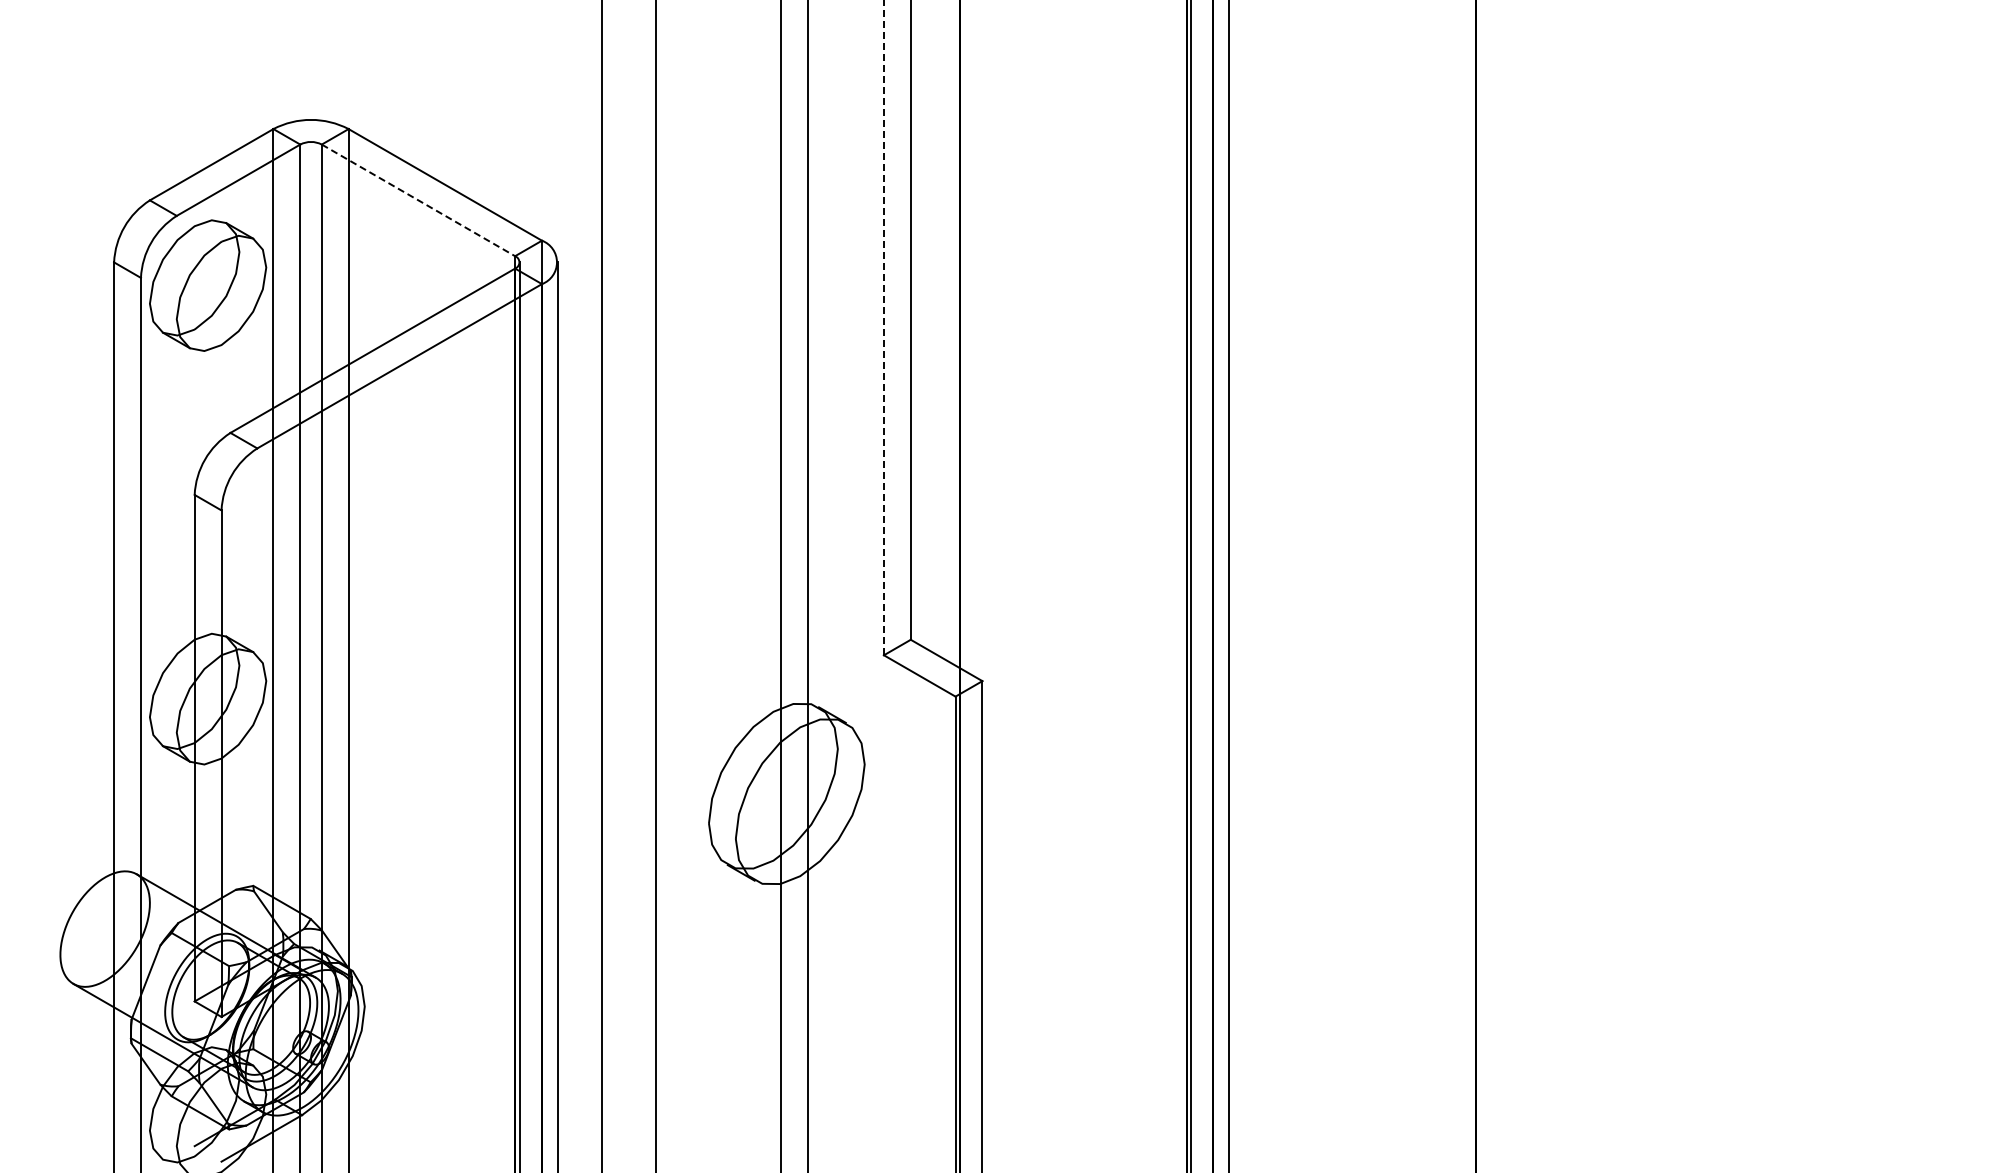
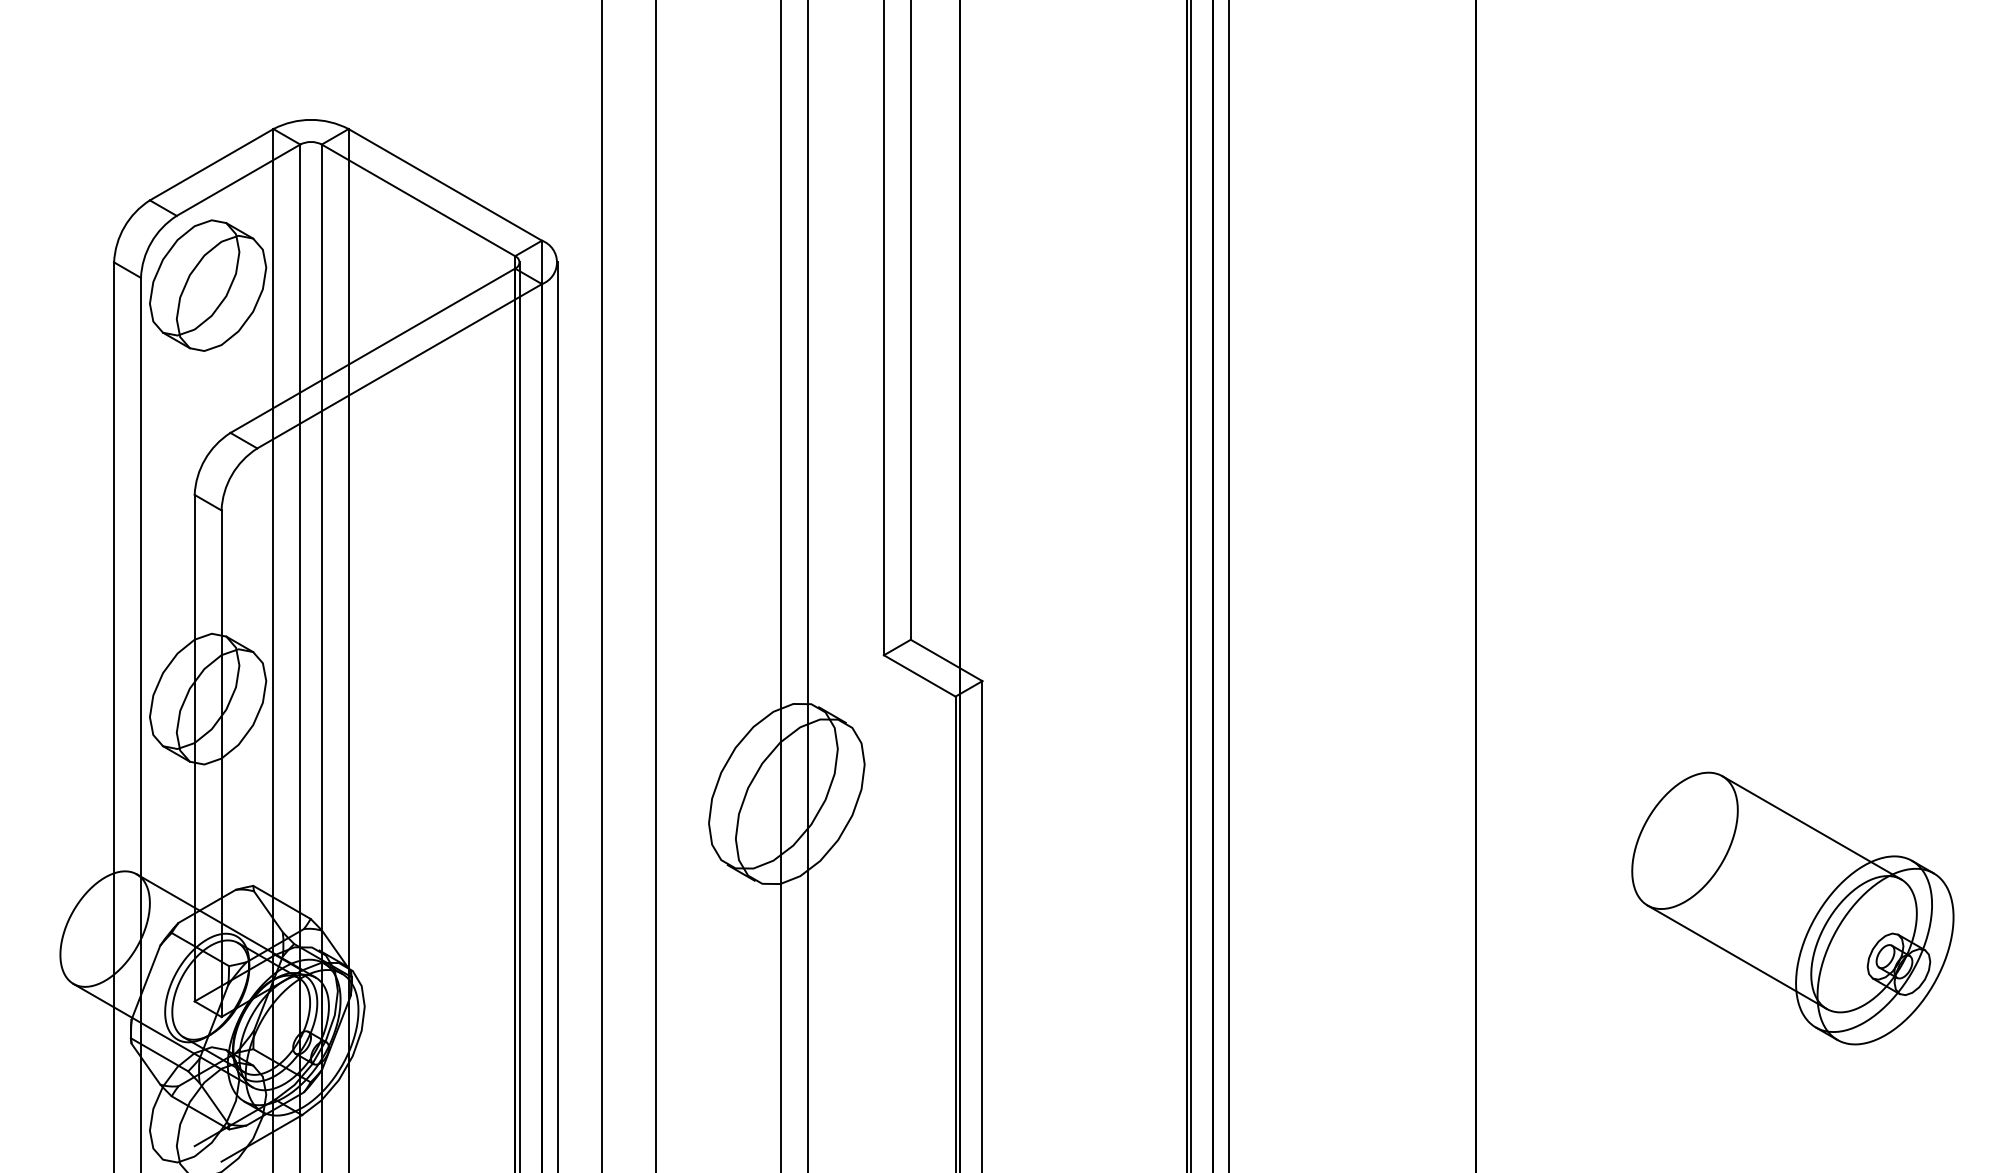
line: dashed -> solid (418, 200)
line: dashed -> solid (883, 327)
part: none -> present (1792, 908)
